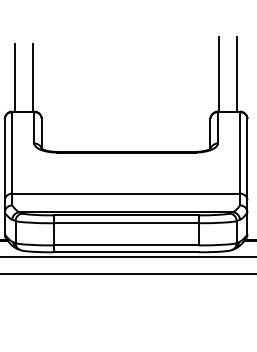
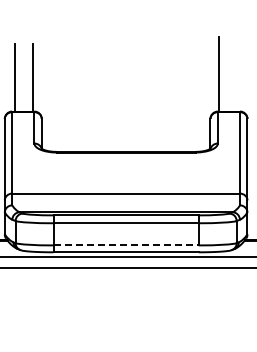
line: present -> none (237, 74)
line: solid -> dashed (126, 245)
line position: (127, 273) -> (127, 267) (127, 267)
